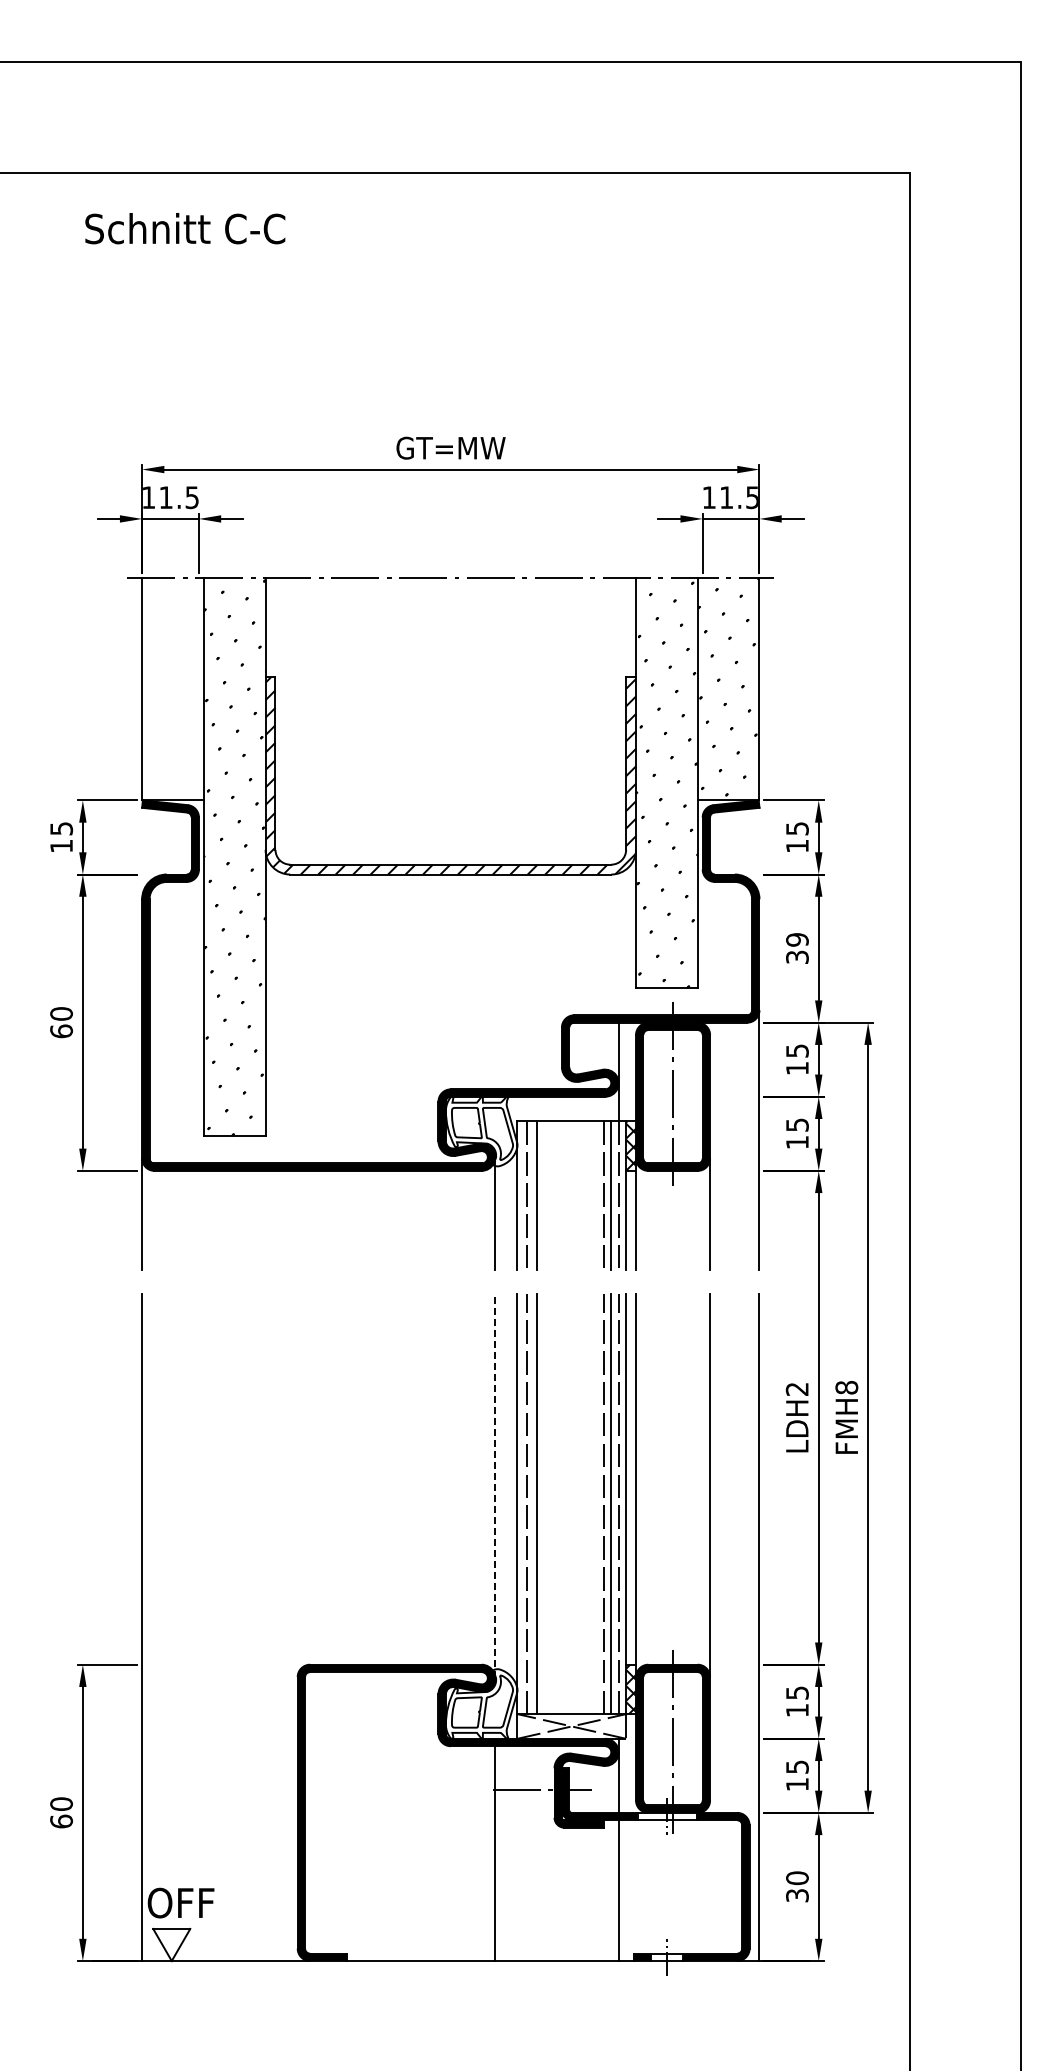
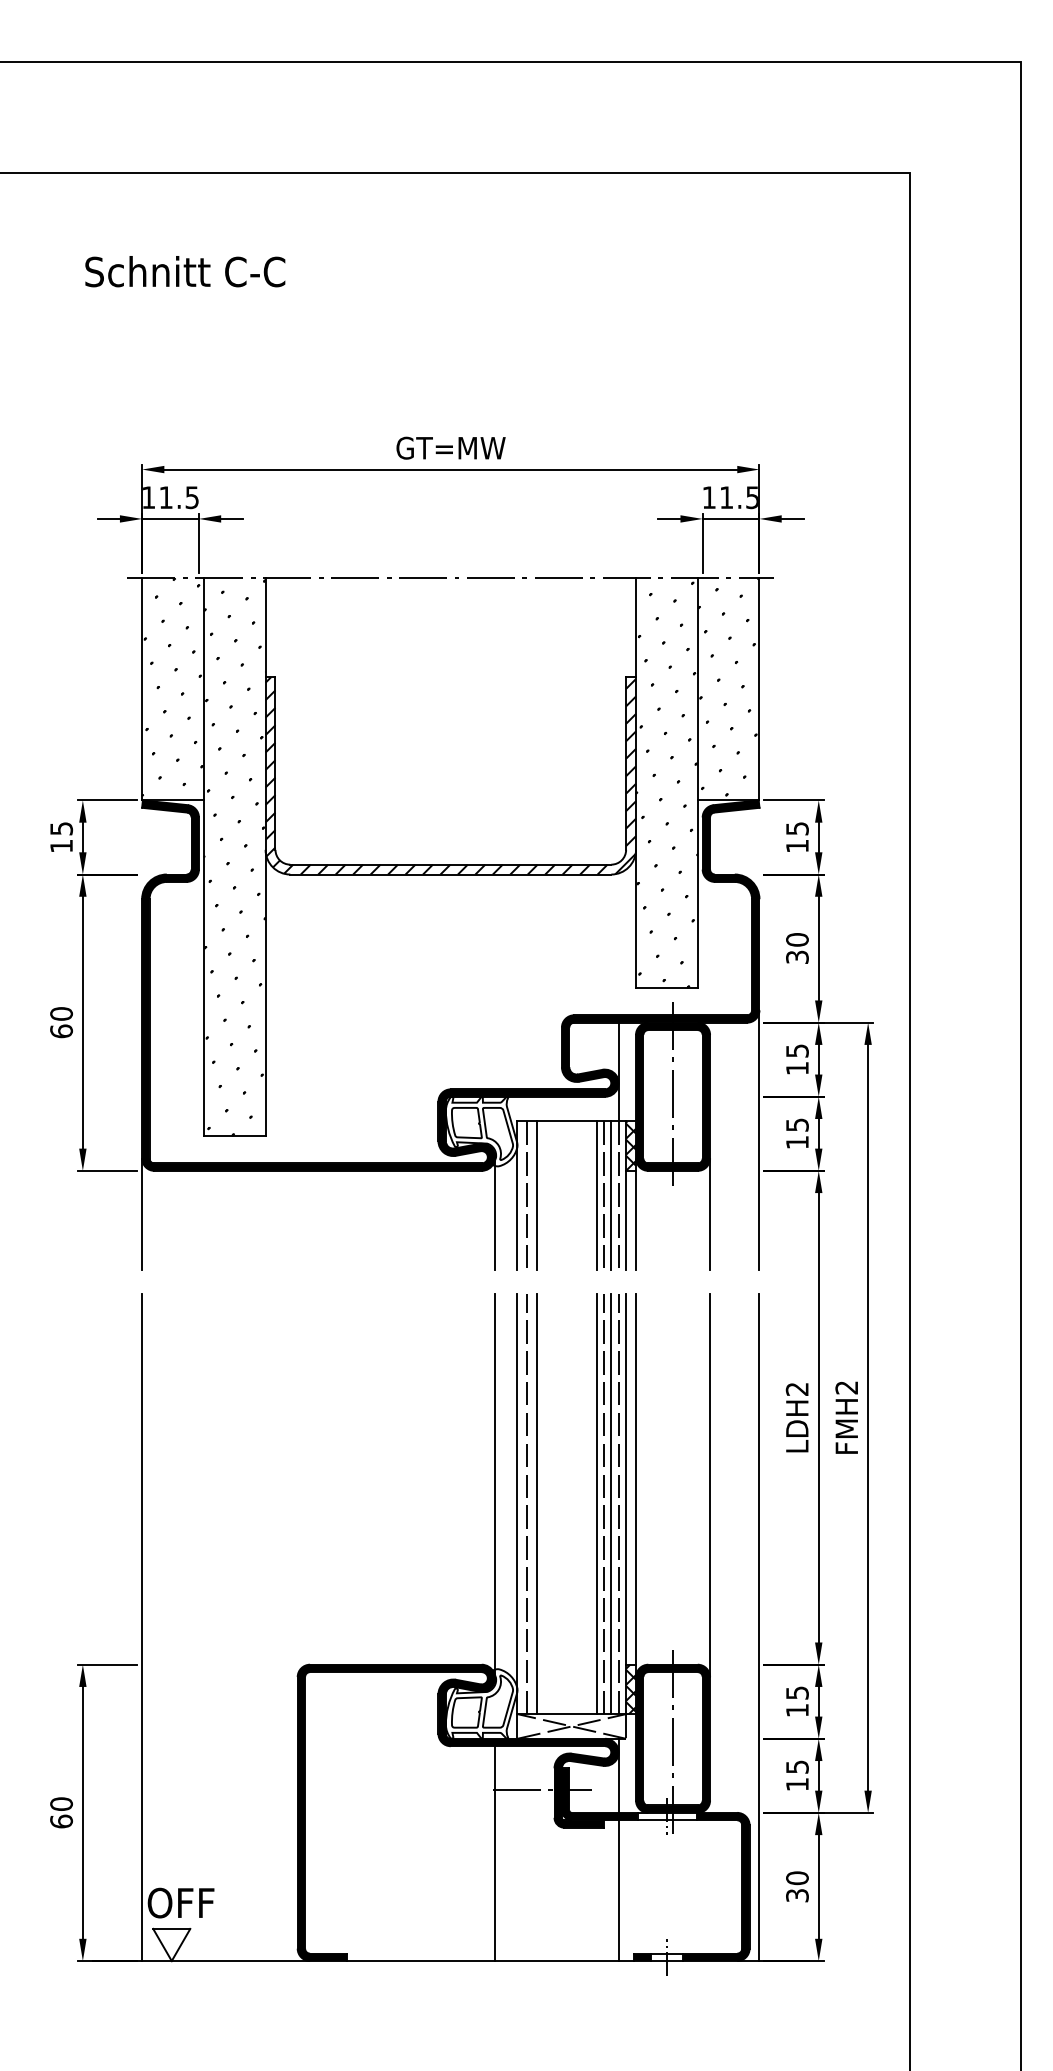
text position: (185, 228) -> (185, 271) (185, 271)
hatch: none -> present (172, 687)
text: 39 -> 30 (797, 939)
line: none -> present (596, 1195)
text: FMH8 -> FMH2 (846, 1387)
line: dashed -> solid (495, 1486)
line: none -> present (596, 1504)
